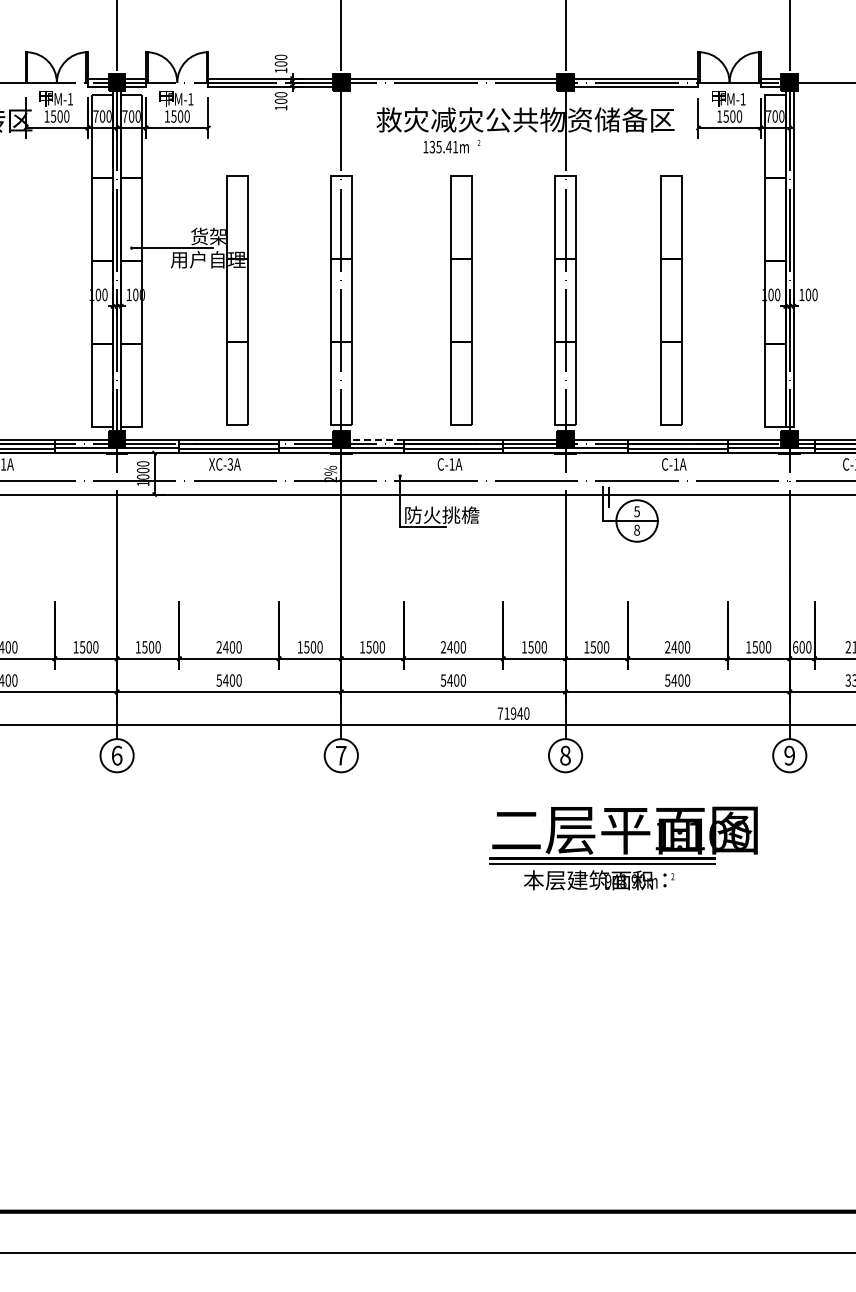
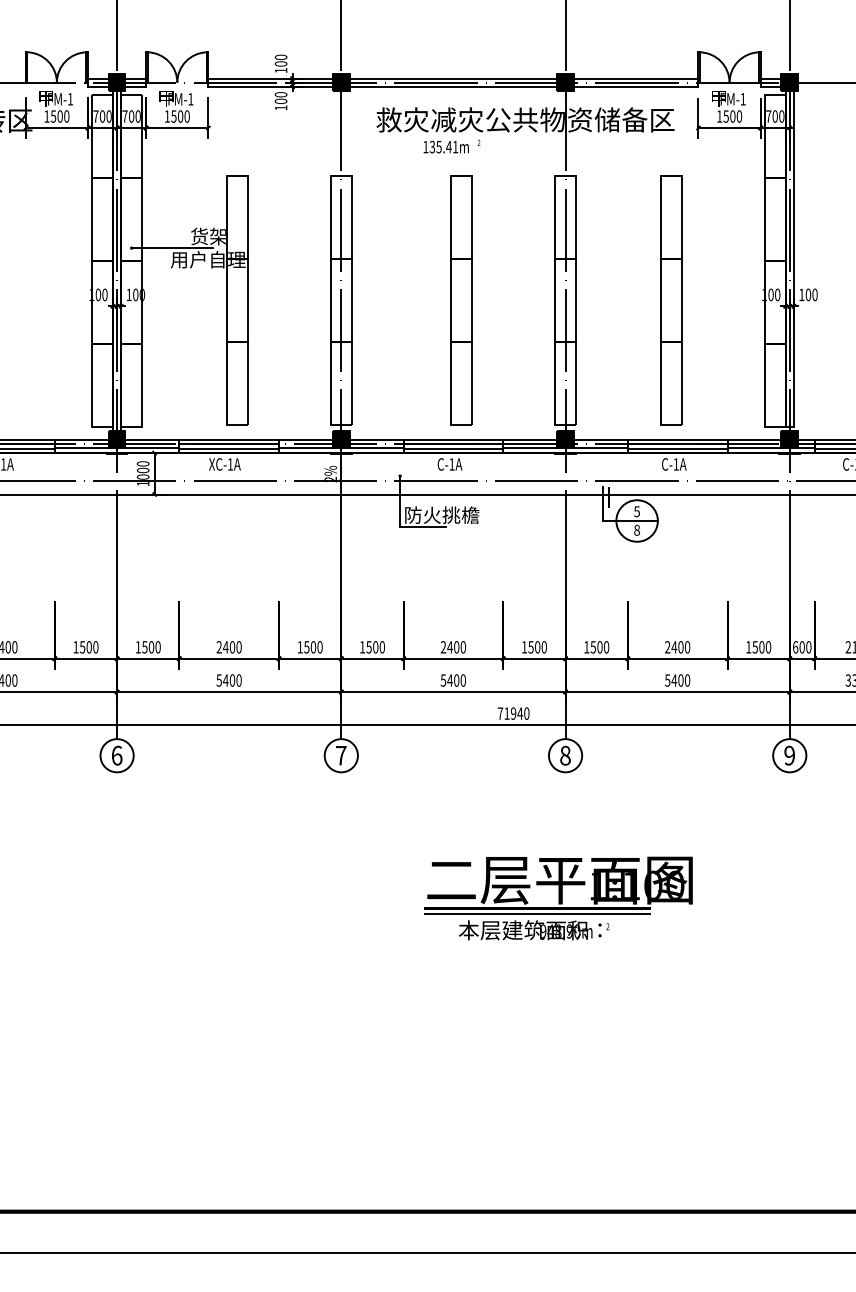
line: none -> present (453, 86)
line: dashed -> solid (376, 439)
text: XC-3A -> XC-1A (230, 464)
part position: (623, 848) -> (558, 898) (558, 898)
